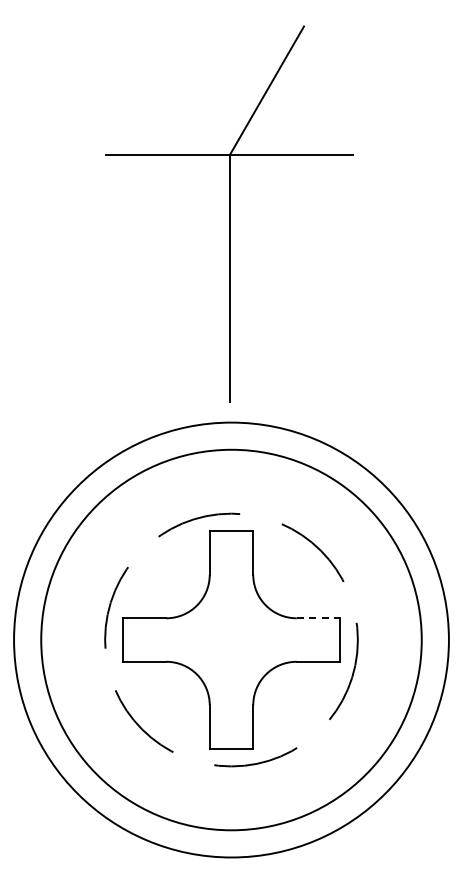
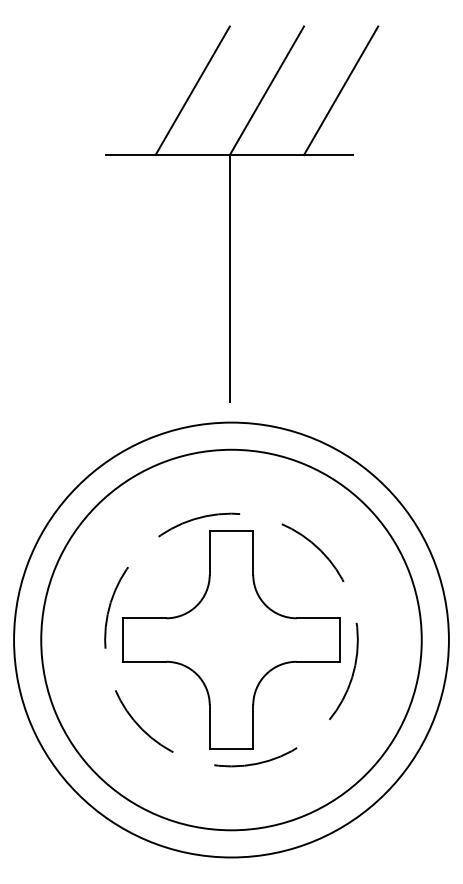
line: none -> present (192, 90)
line: none -> present (341, 90)
line: dashed -> solid (318, 618)
